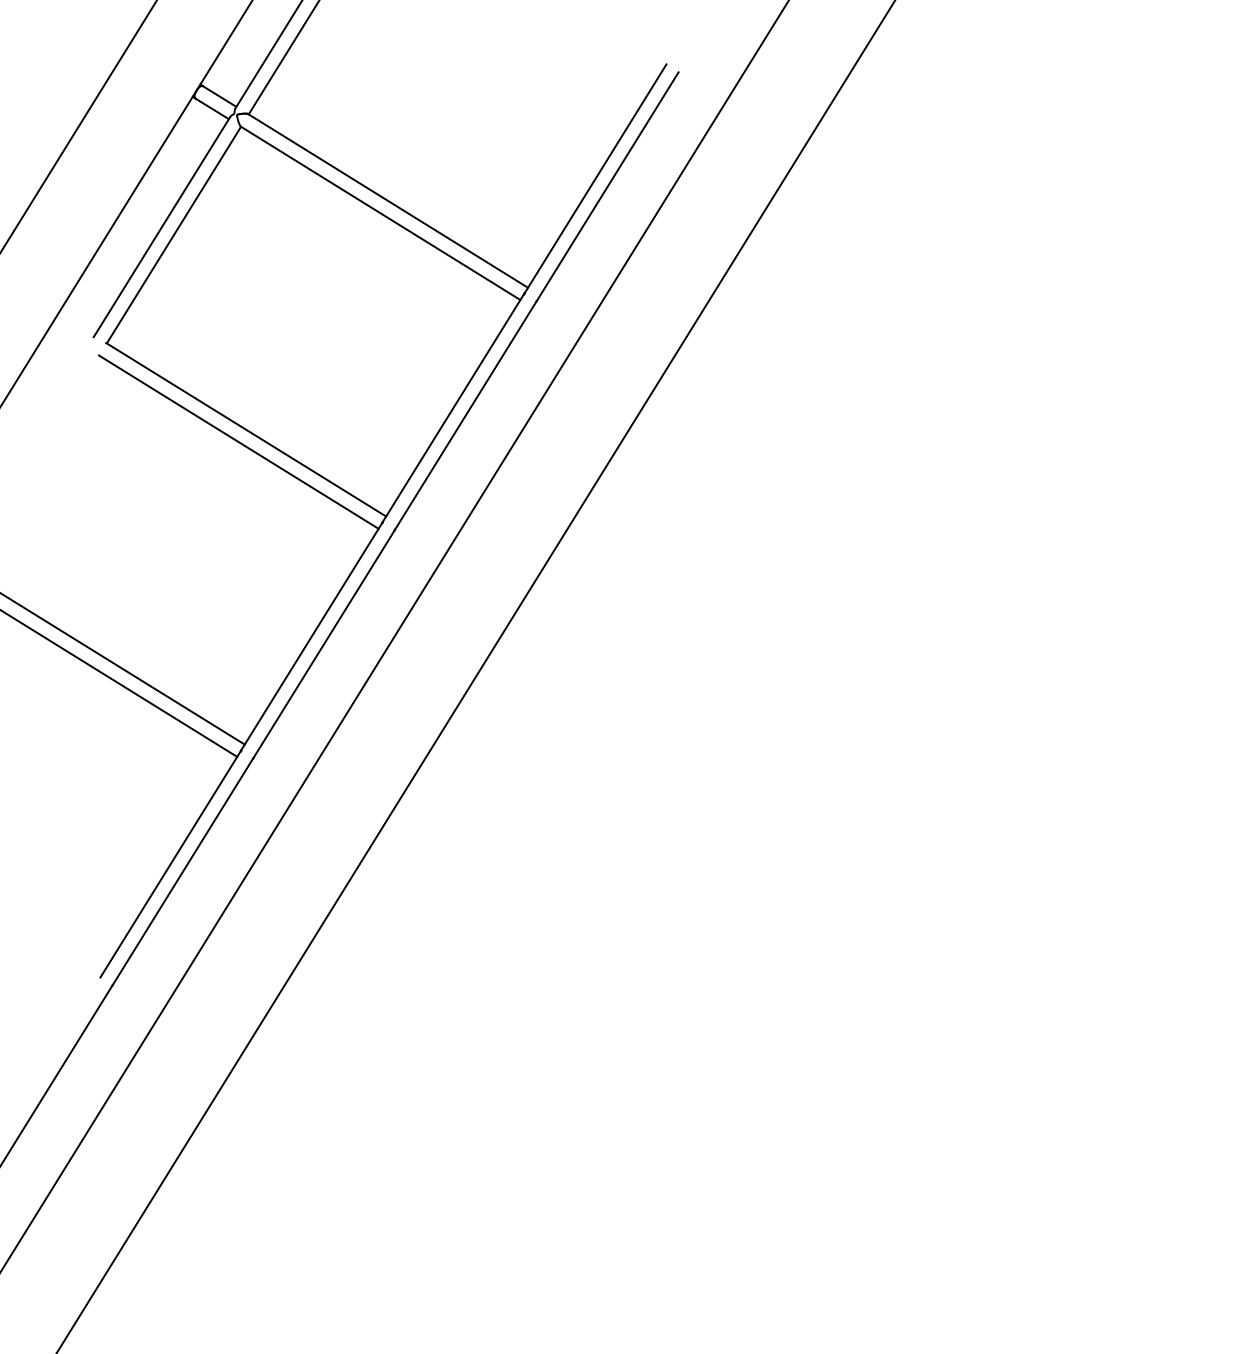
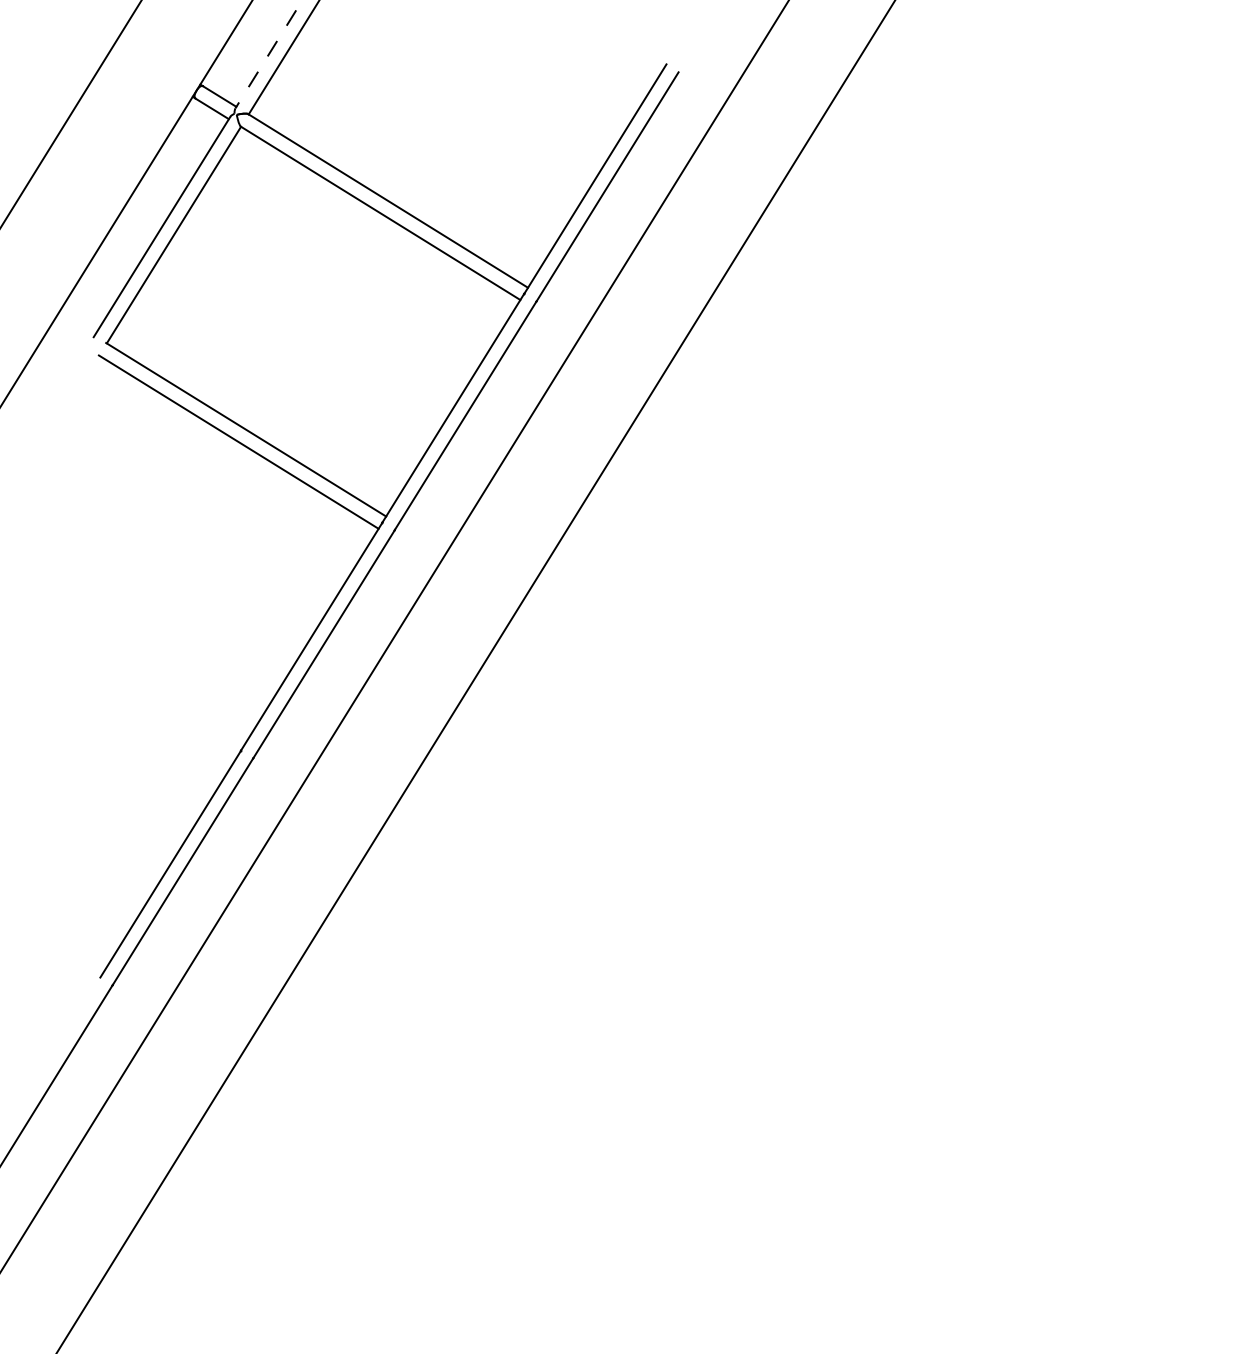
line: solid -> dashed (268, 54)
line position: (78, 126) -> (71, 113) (71, 113)
line: present -> none (123, 669)
line: present -> none (119, 683)
